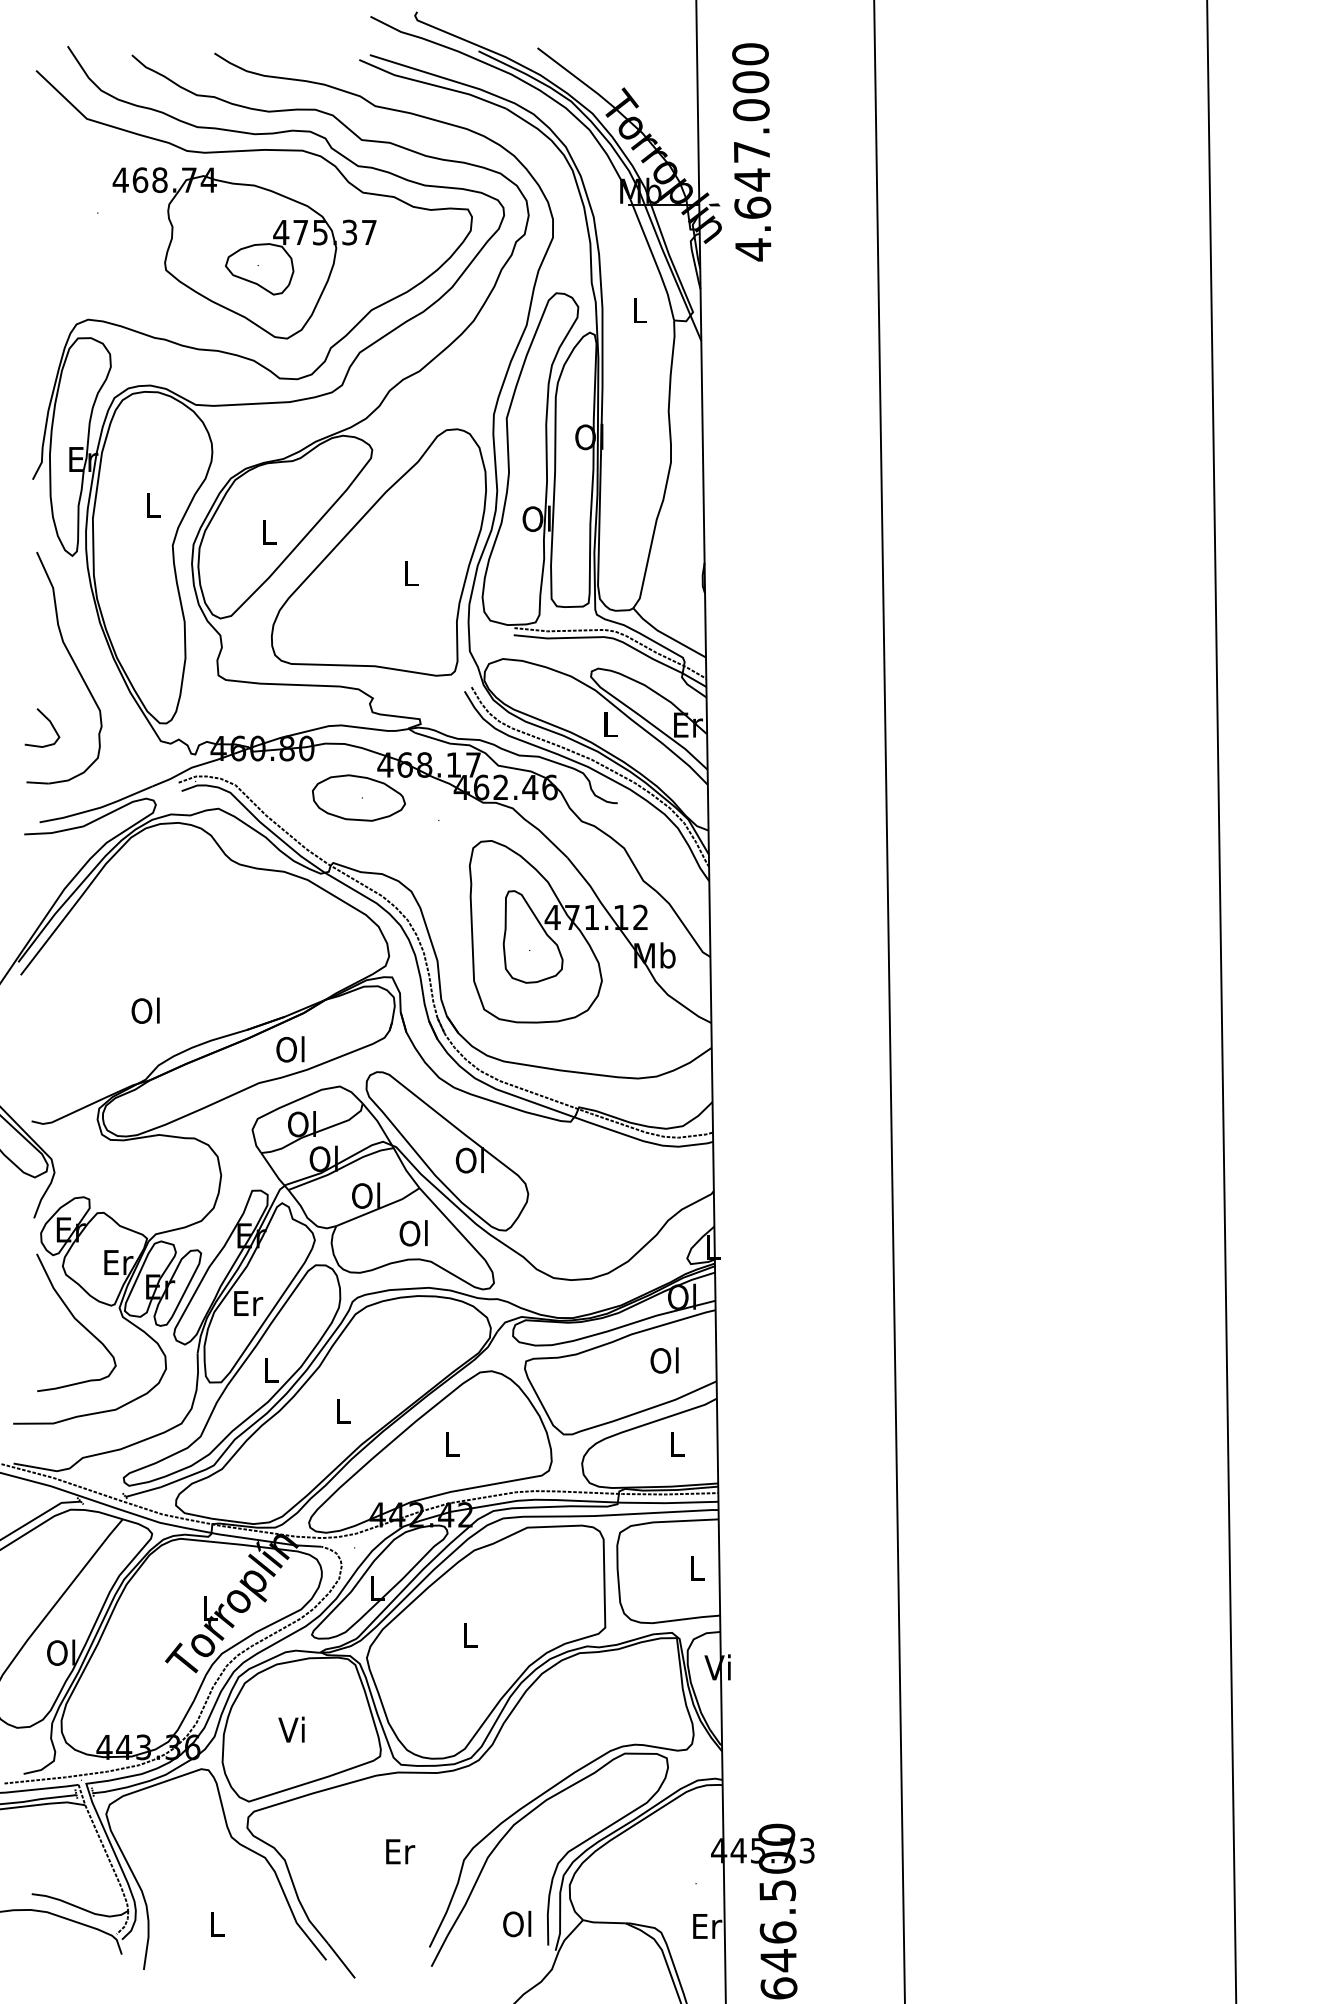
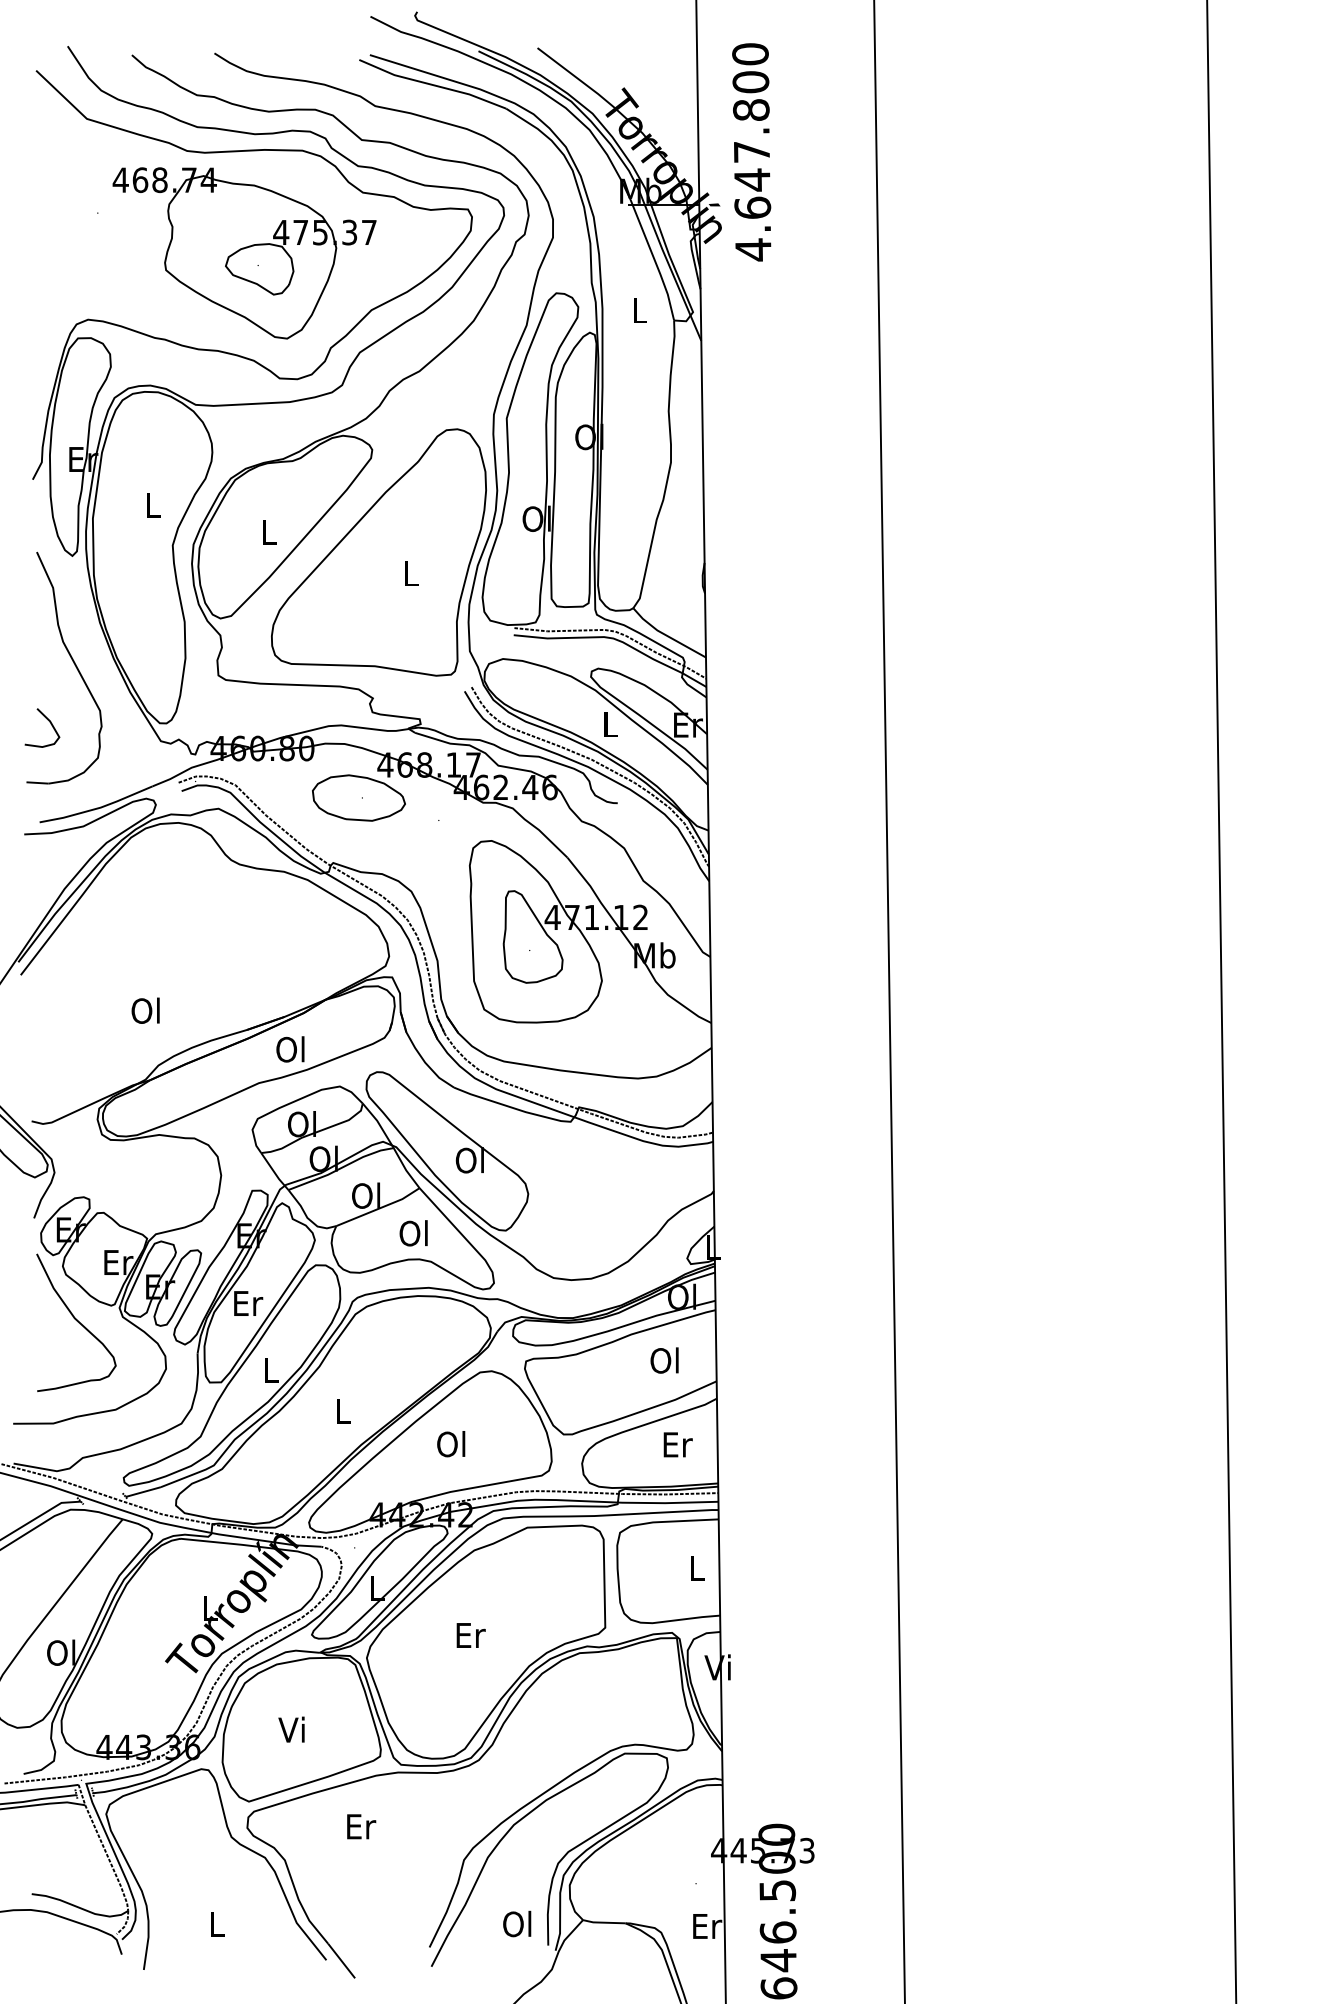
text: 4.647.000 -> 4.647.800 (751, 110)
text: L -> Ol (451, 1444)
text: L -> Er (677, 1444)
text: L -> Er (470, 1635)
text position: (400, 1851) -> (361, 1826) (361, 1826)
